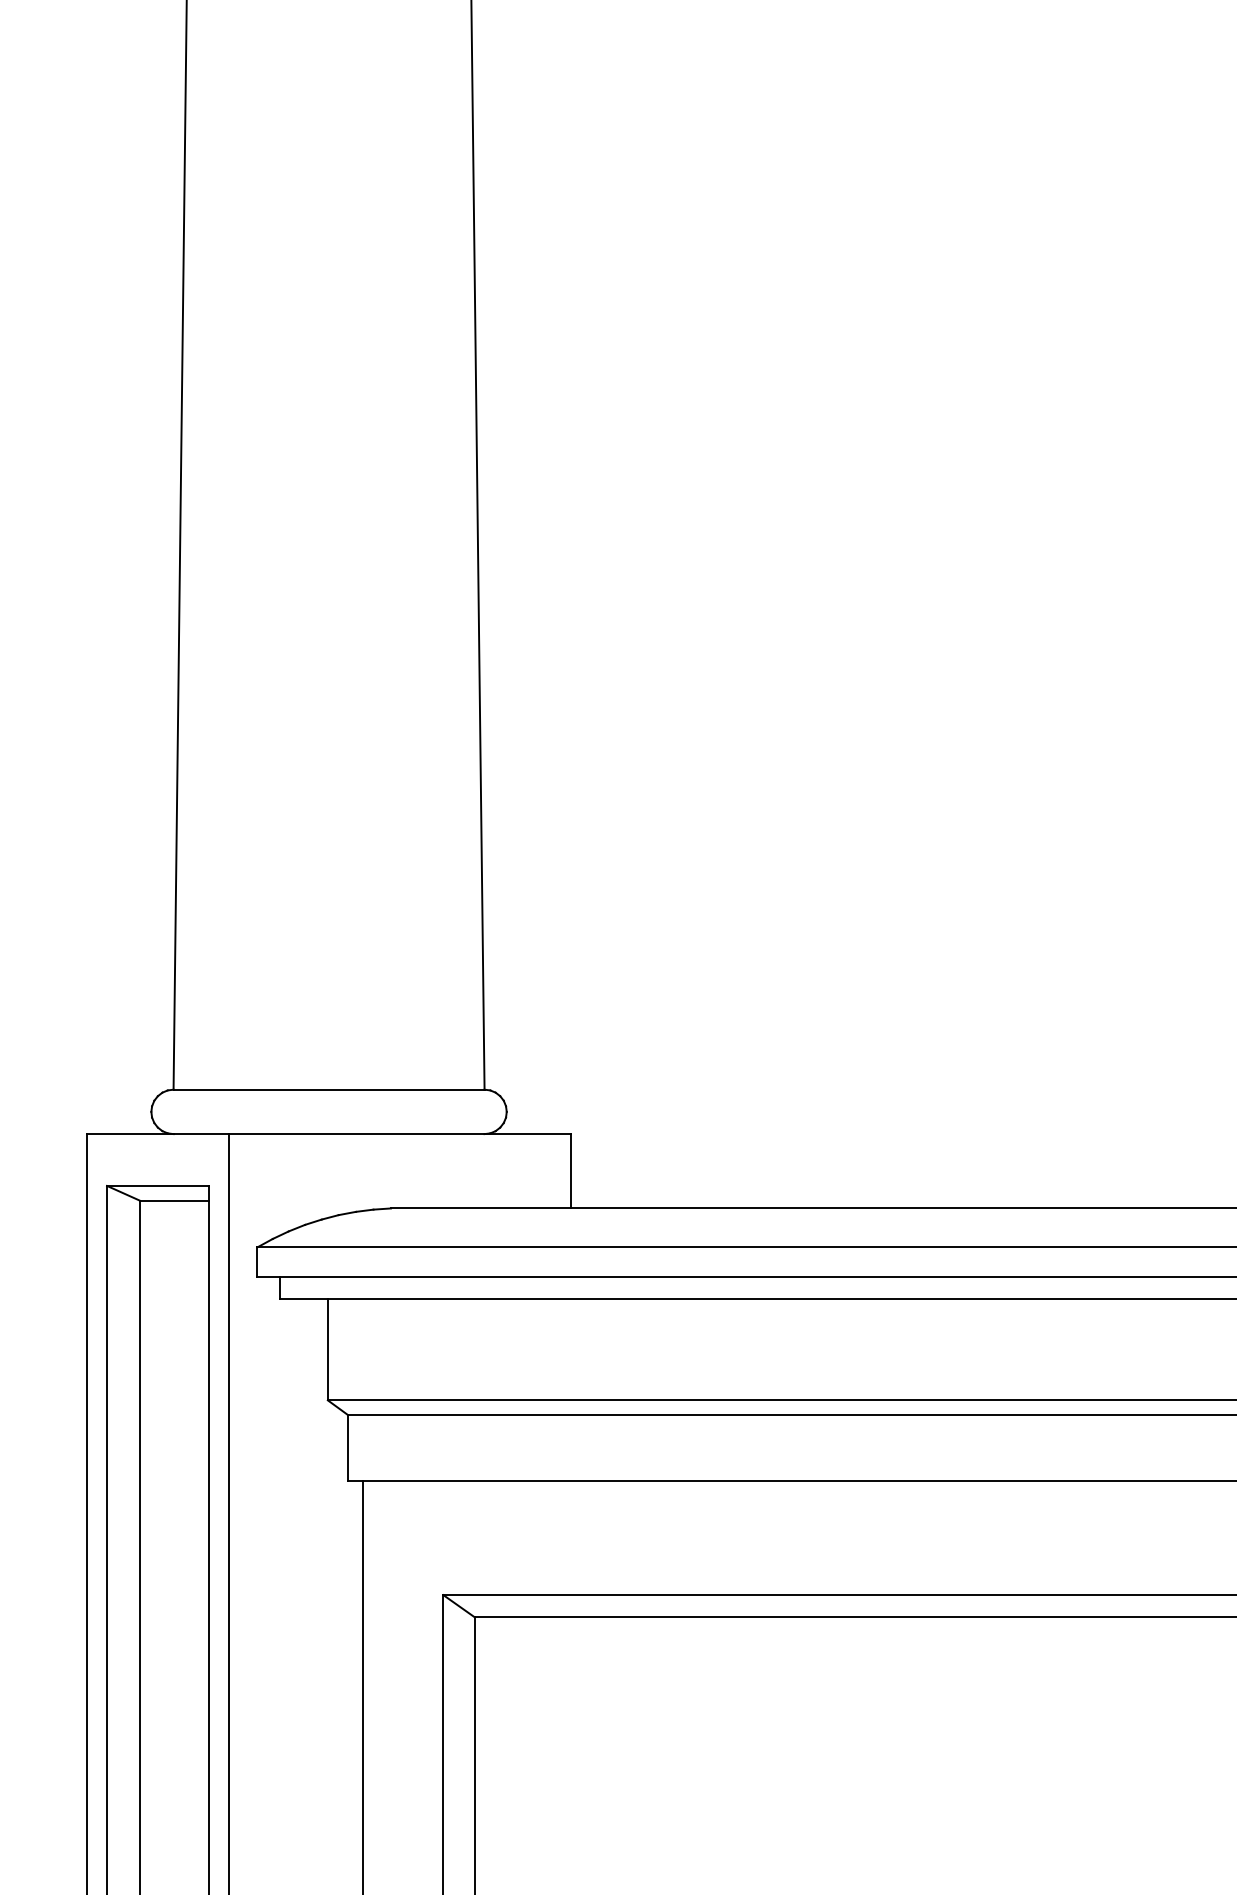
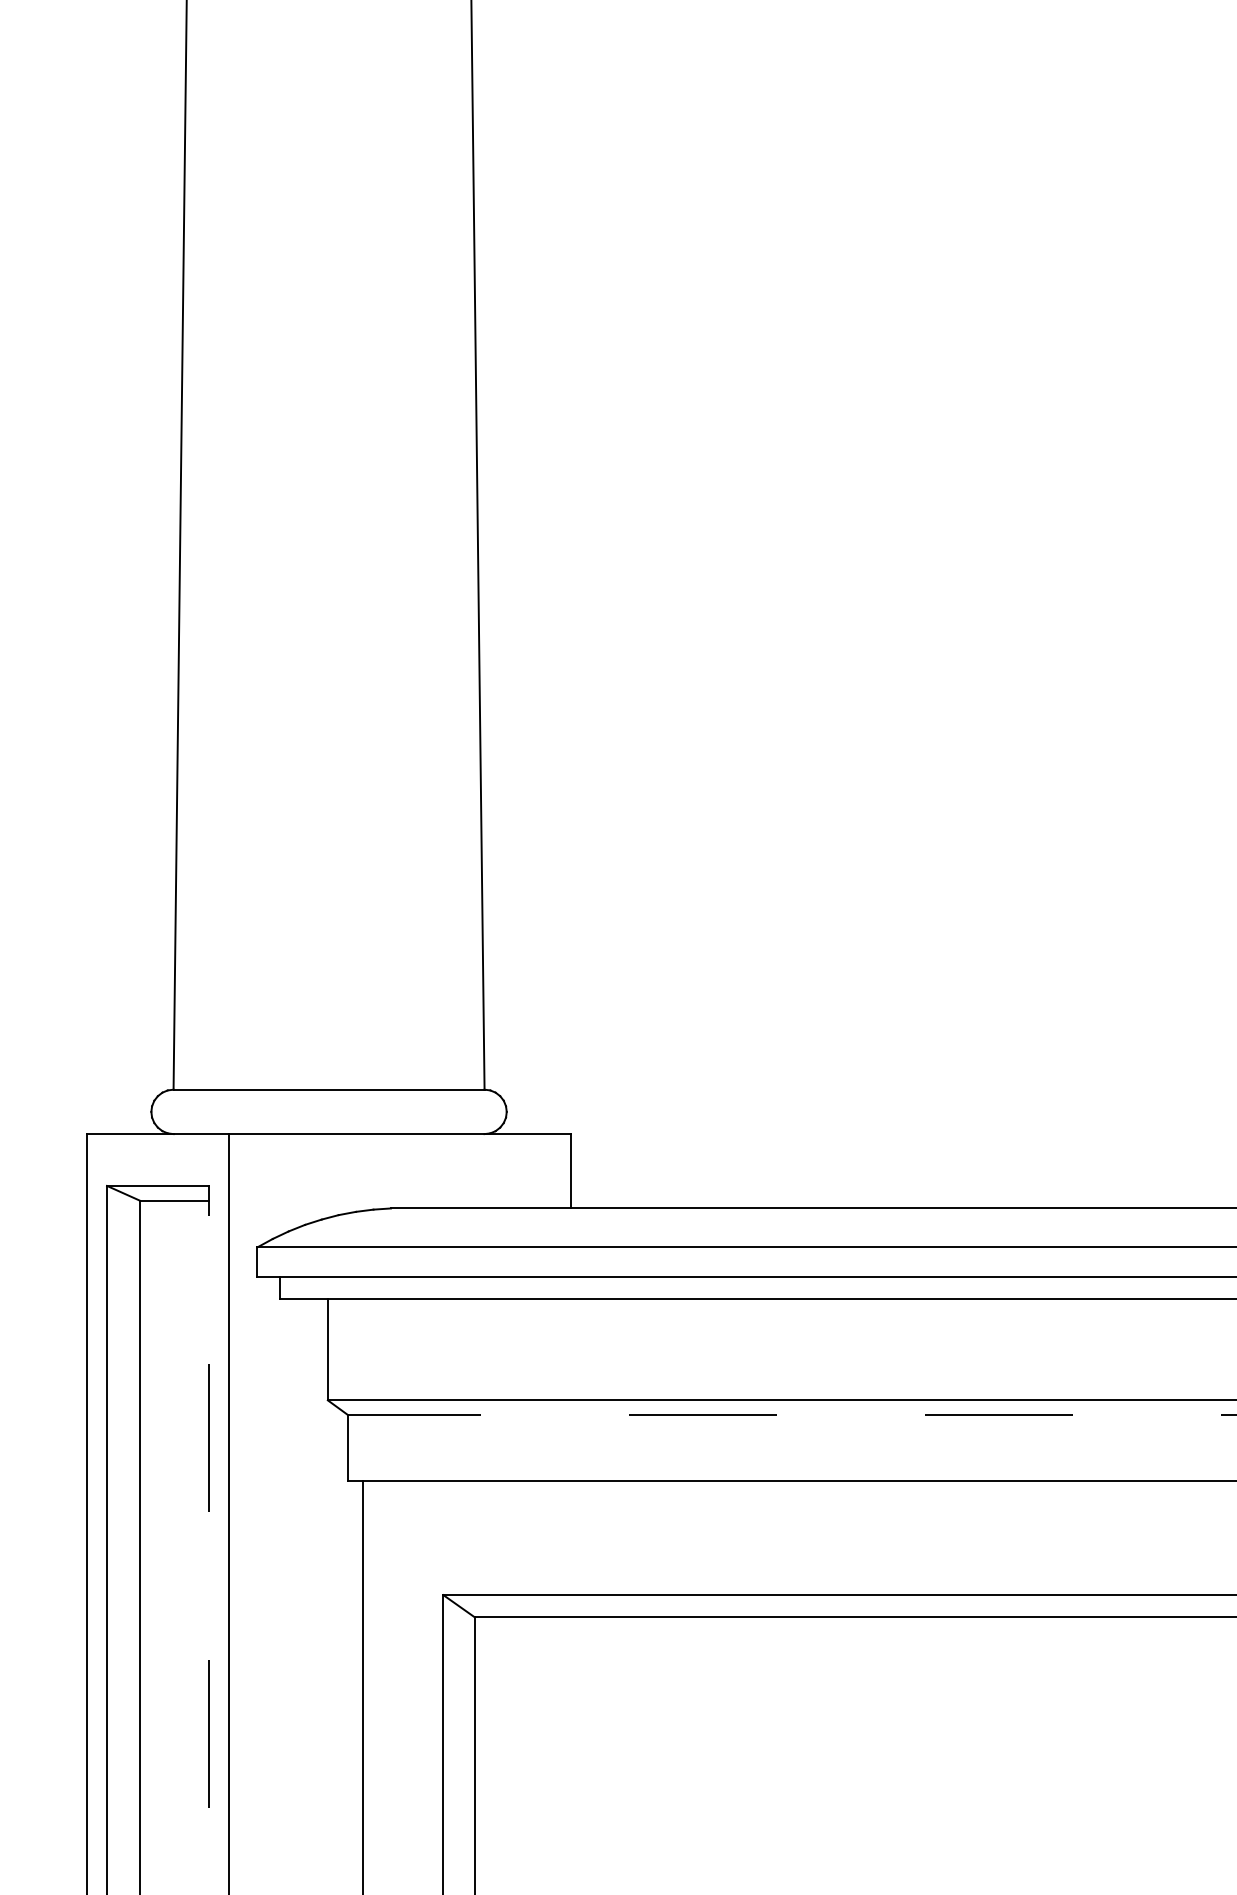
line: solid -> dashed (791, 1414)
line: solid -> dashed (209, 1547)
